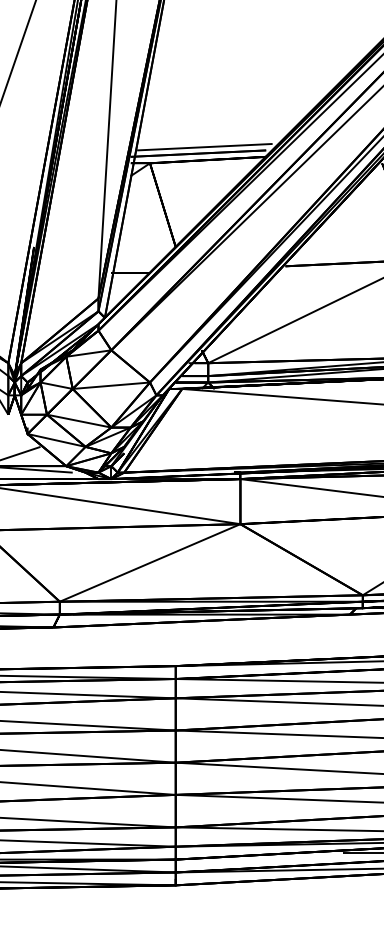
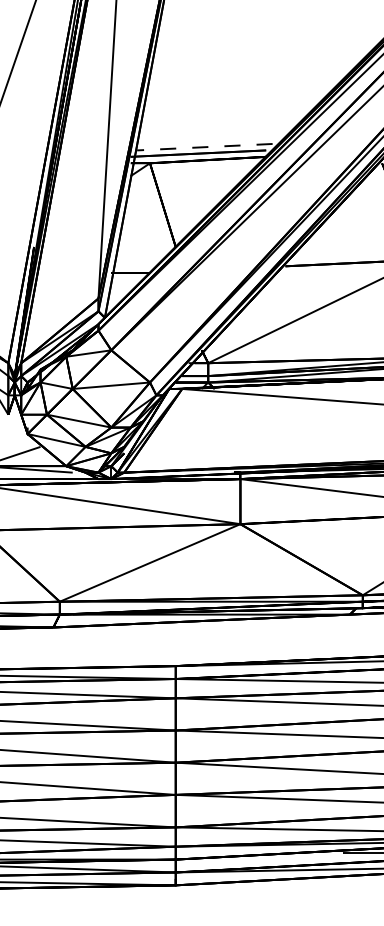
line: solid -> dashed (204, 147)
